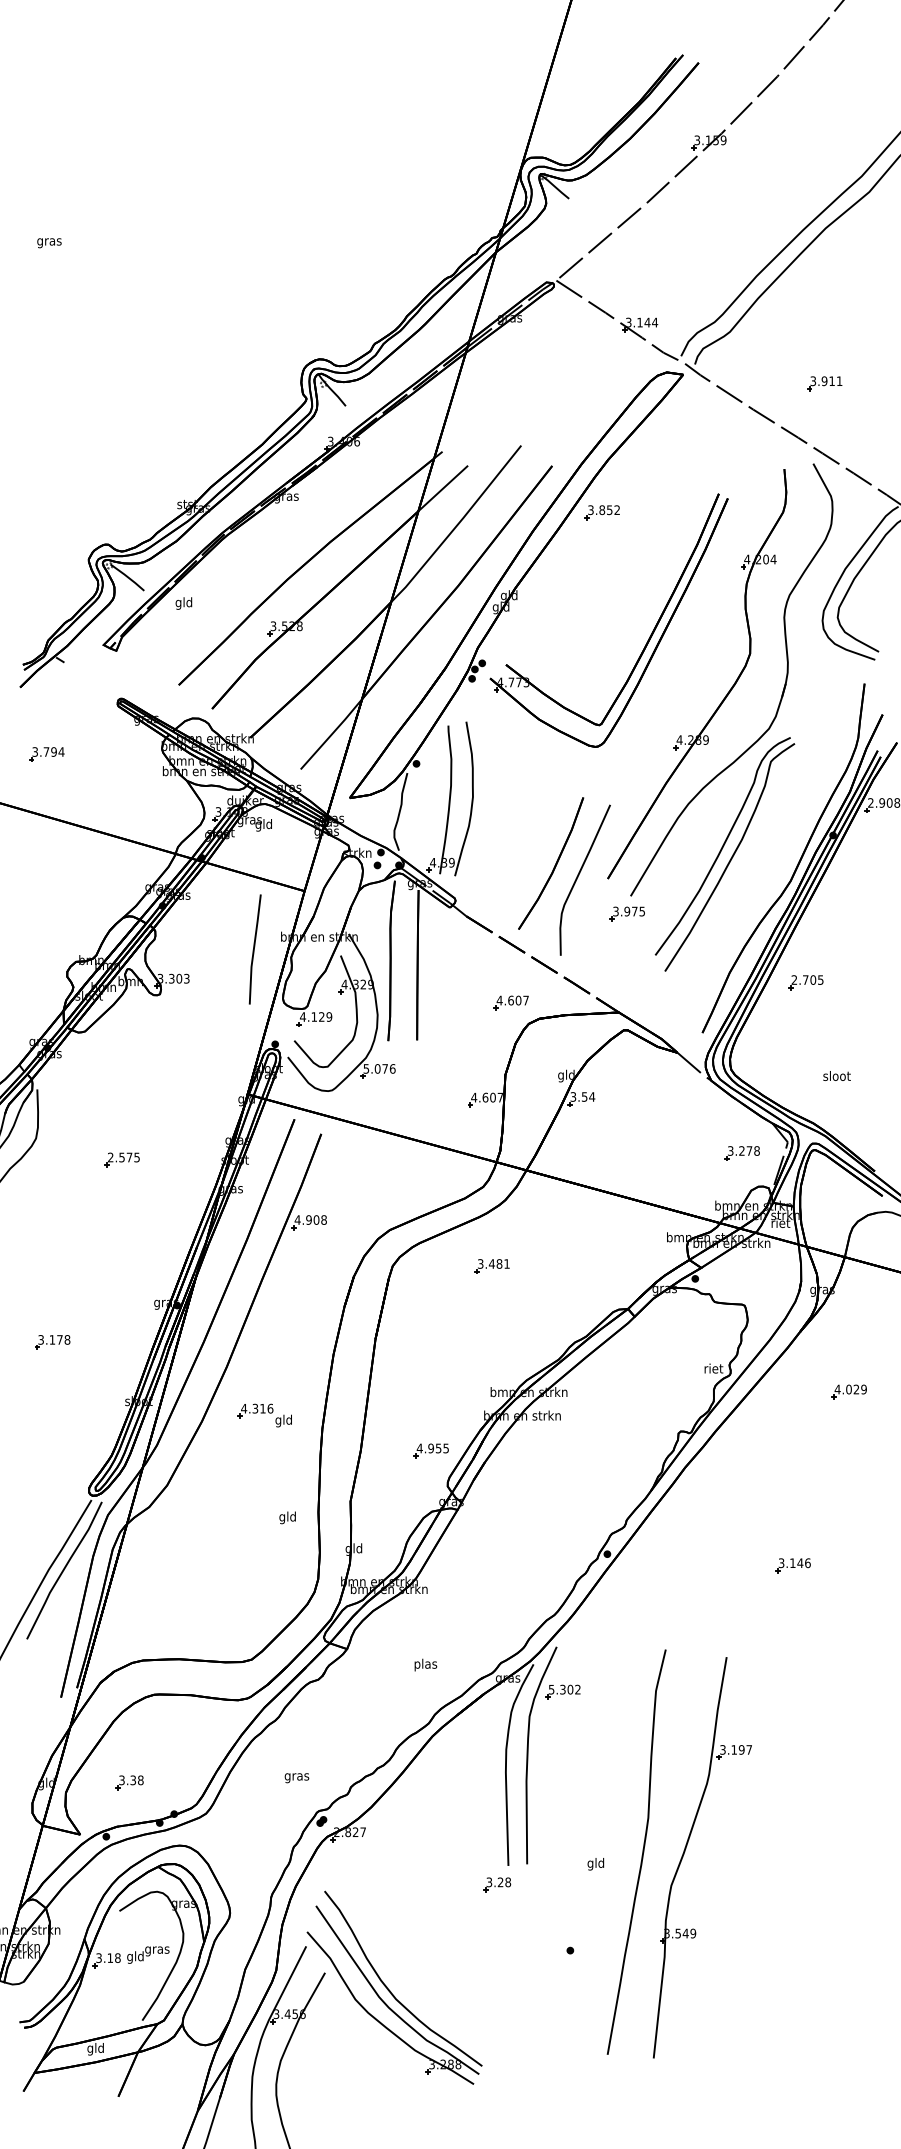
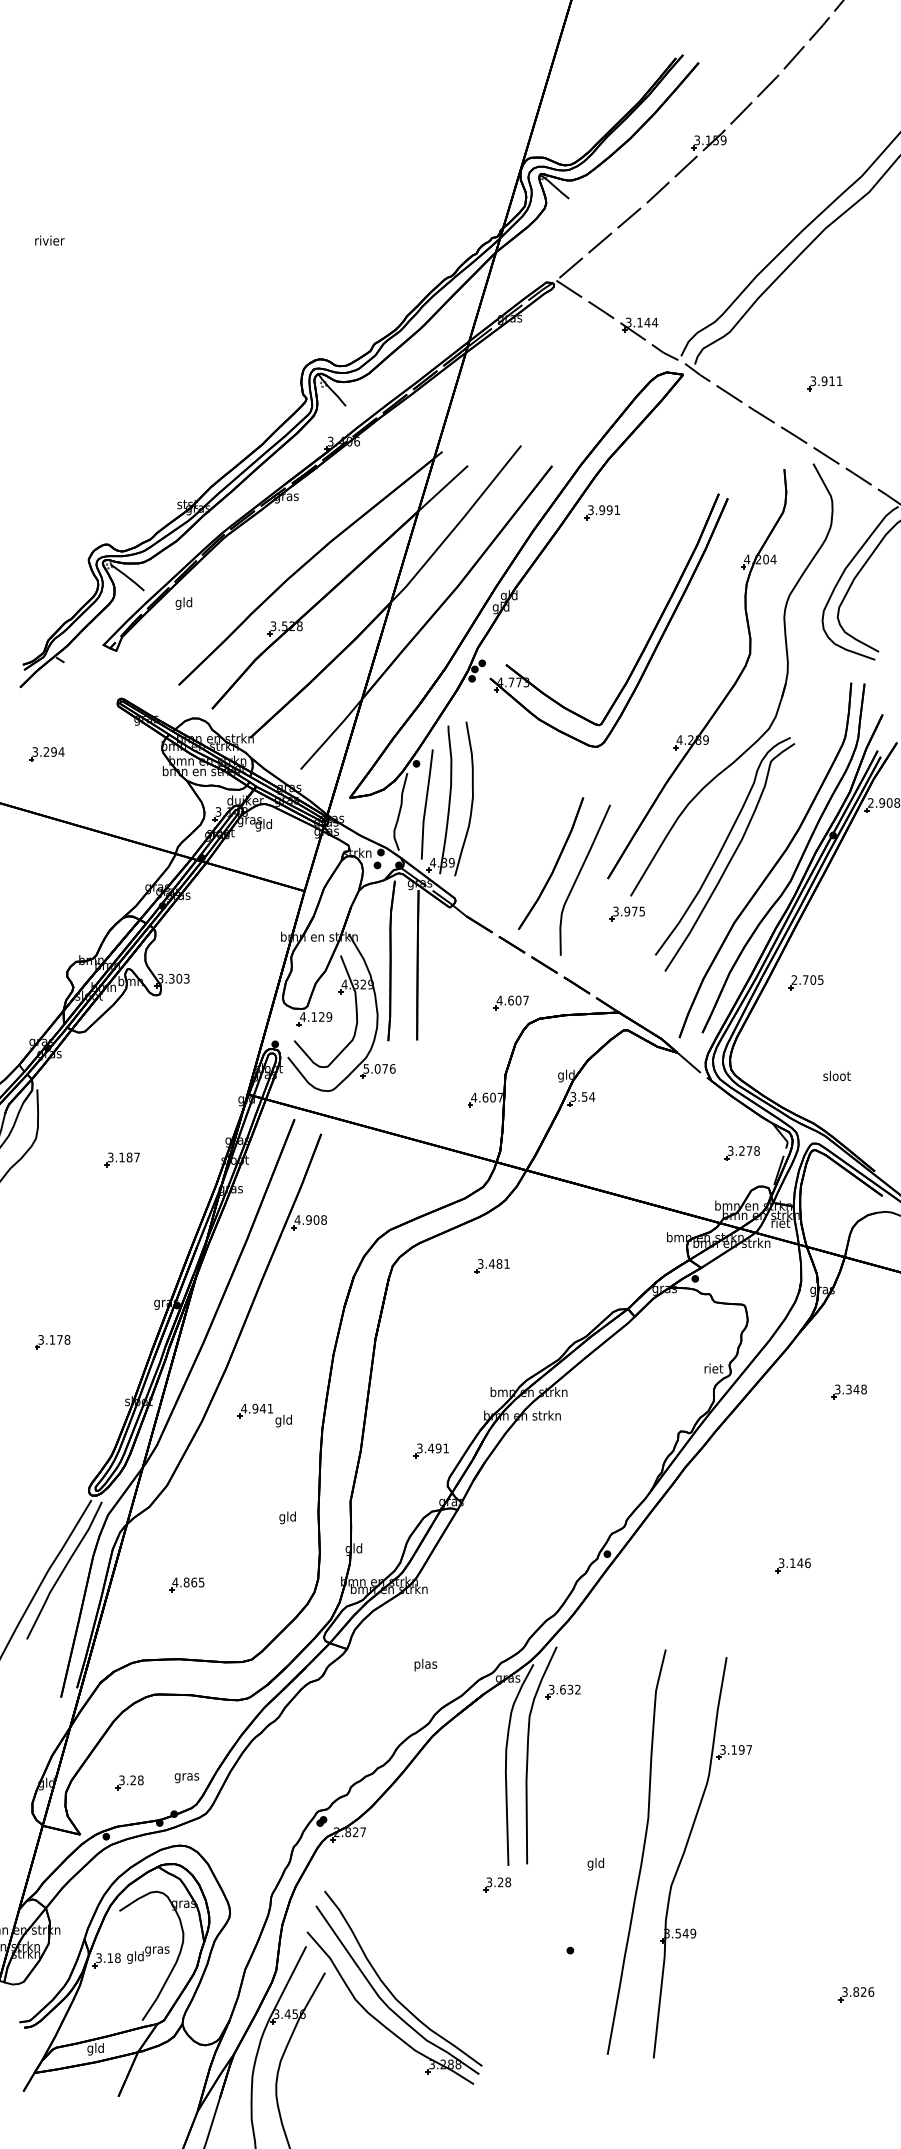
text: gras -> rivier (49, 241)
text: 3.852 -> 3.991 (609, 509)
text: 3.794 -> 3.294 (46, 751)
part: none -> present (773, 865)
line position: (254, 949) -> (426, 804) (426, 804)
text: 2.575 -> 3.187 (123, 1157)
text: 4.029 -> 3.348 (850, 1389)
text: 4.316 -> 4.941 (262, 1408)
text: 4.955 -> 3.491 (432, 1448)
part: none -> present (186, 1584)
text: 5.302 -> 3.632 (561, 1689)
text position: (296, 1778) -> (186, 1778) (186, 1778)
text: 3.38 -> 3.28 (133, 1780)
part: none -> present (856, 1994)
